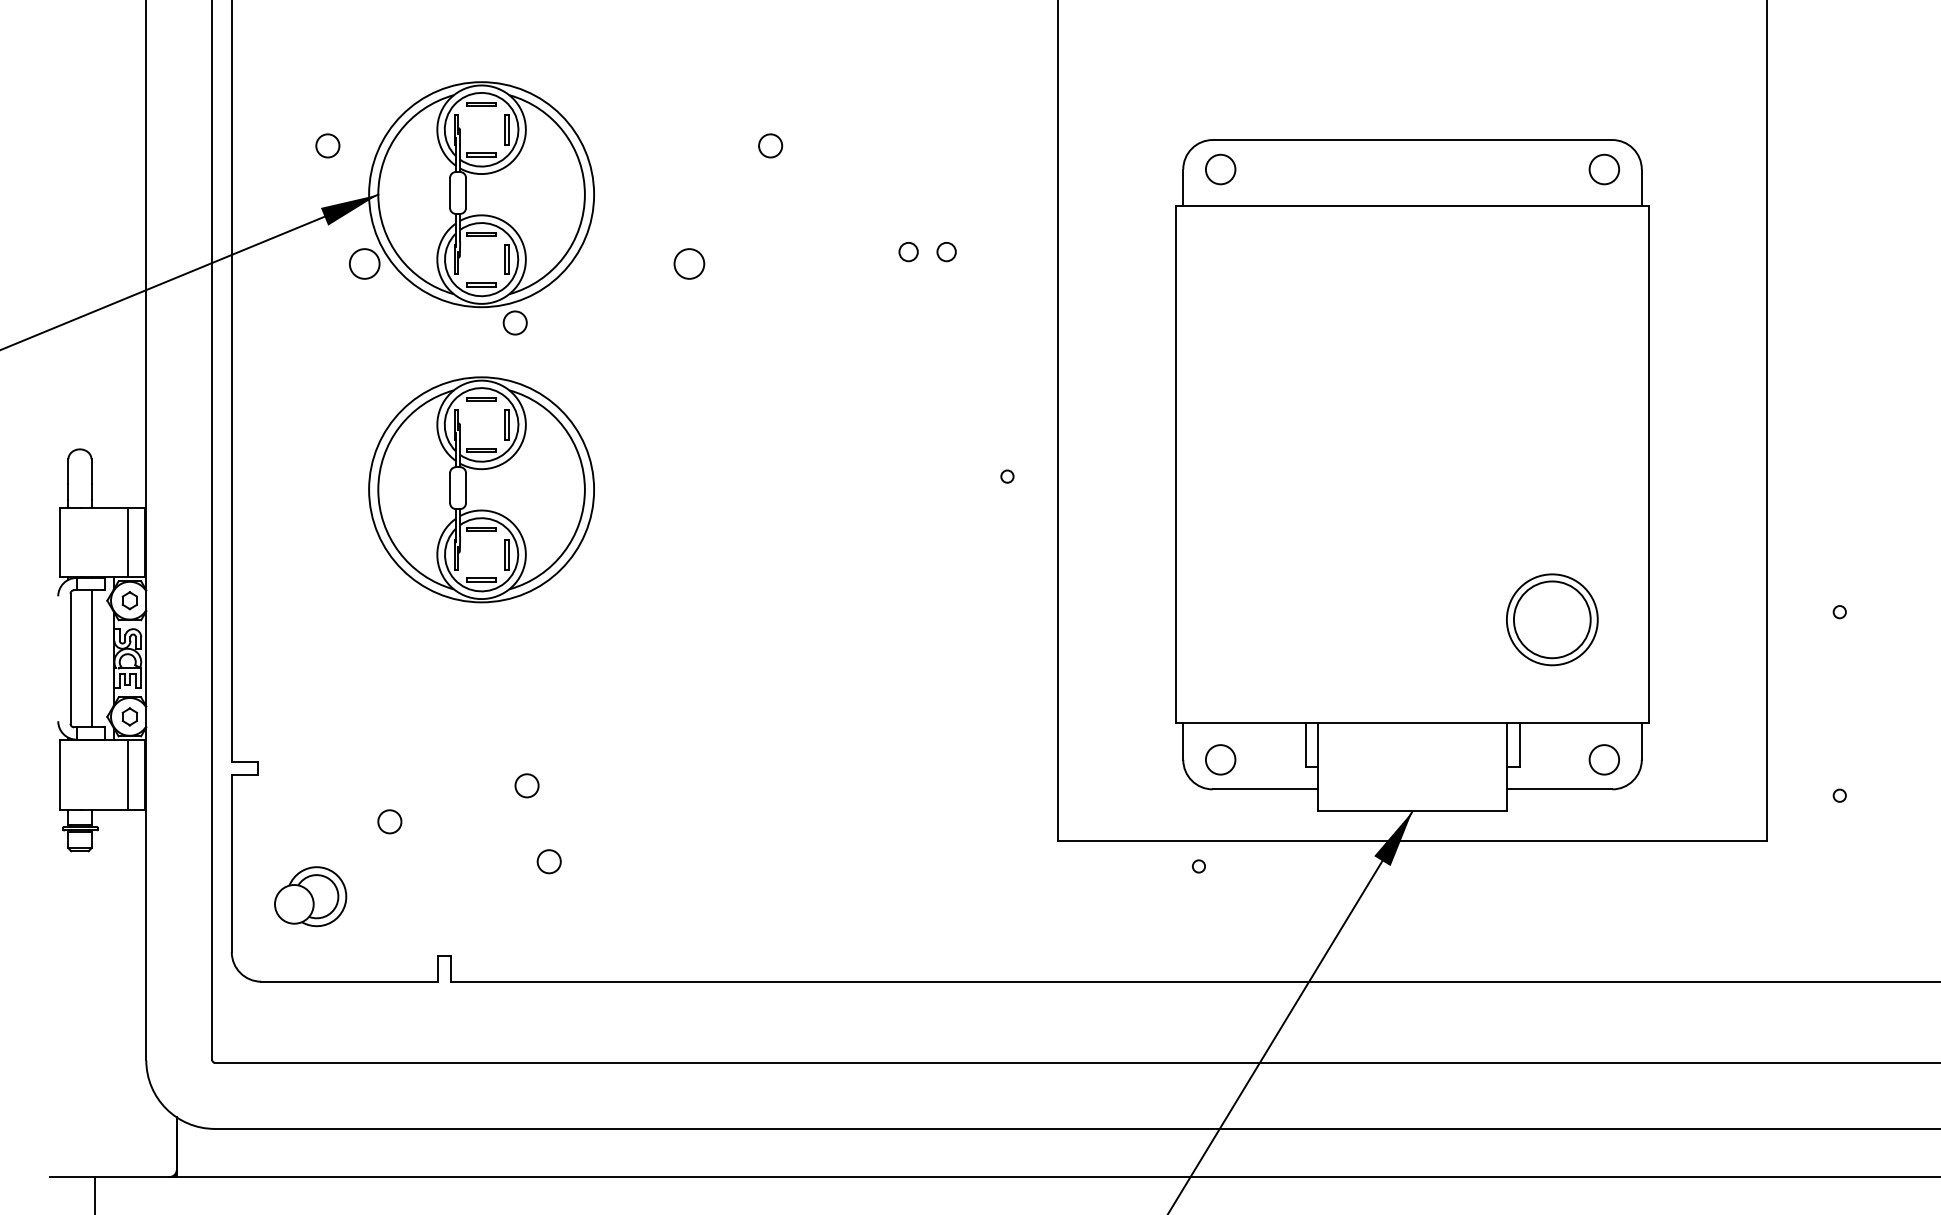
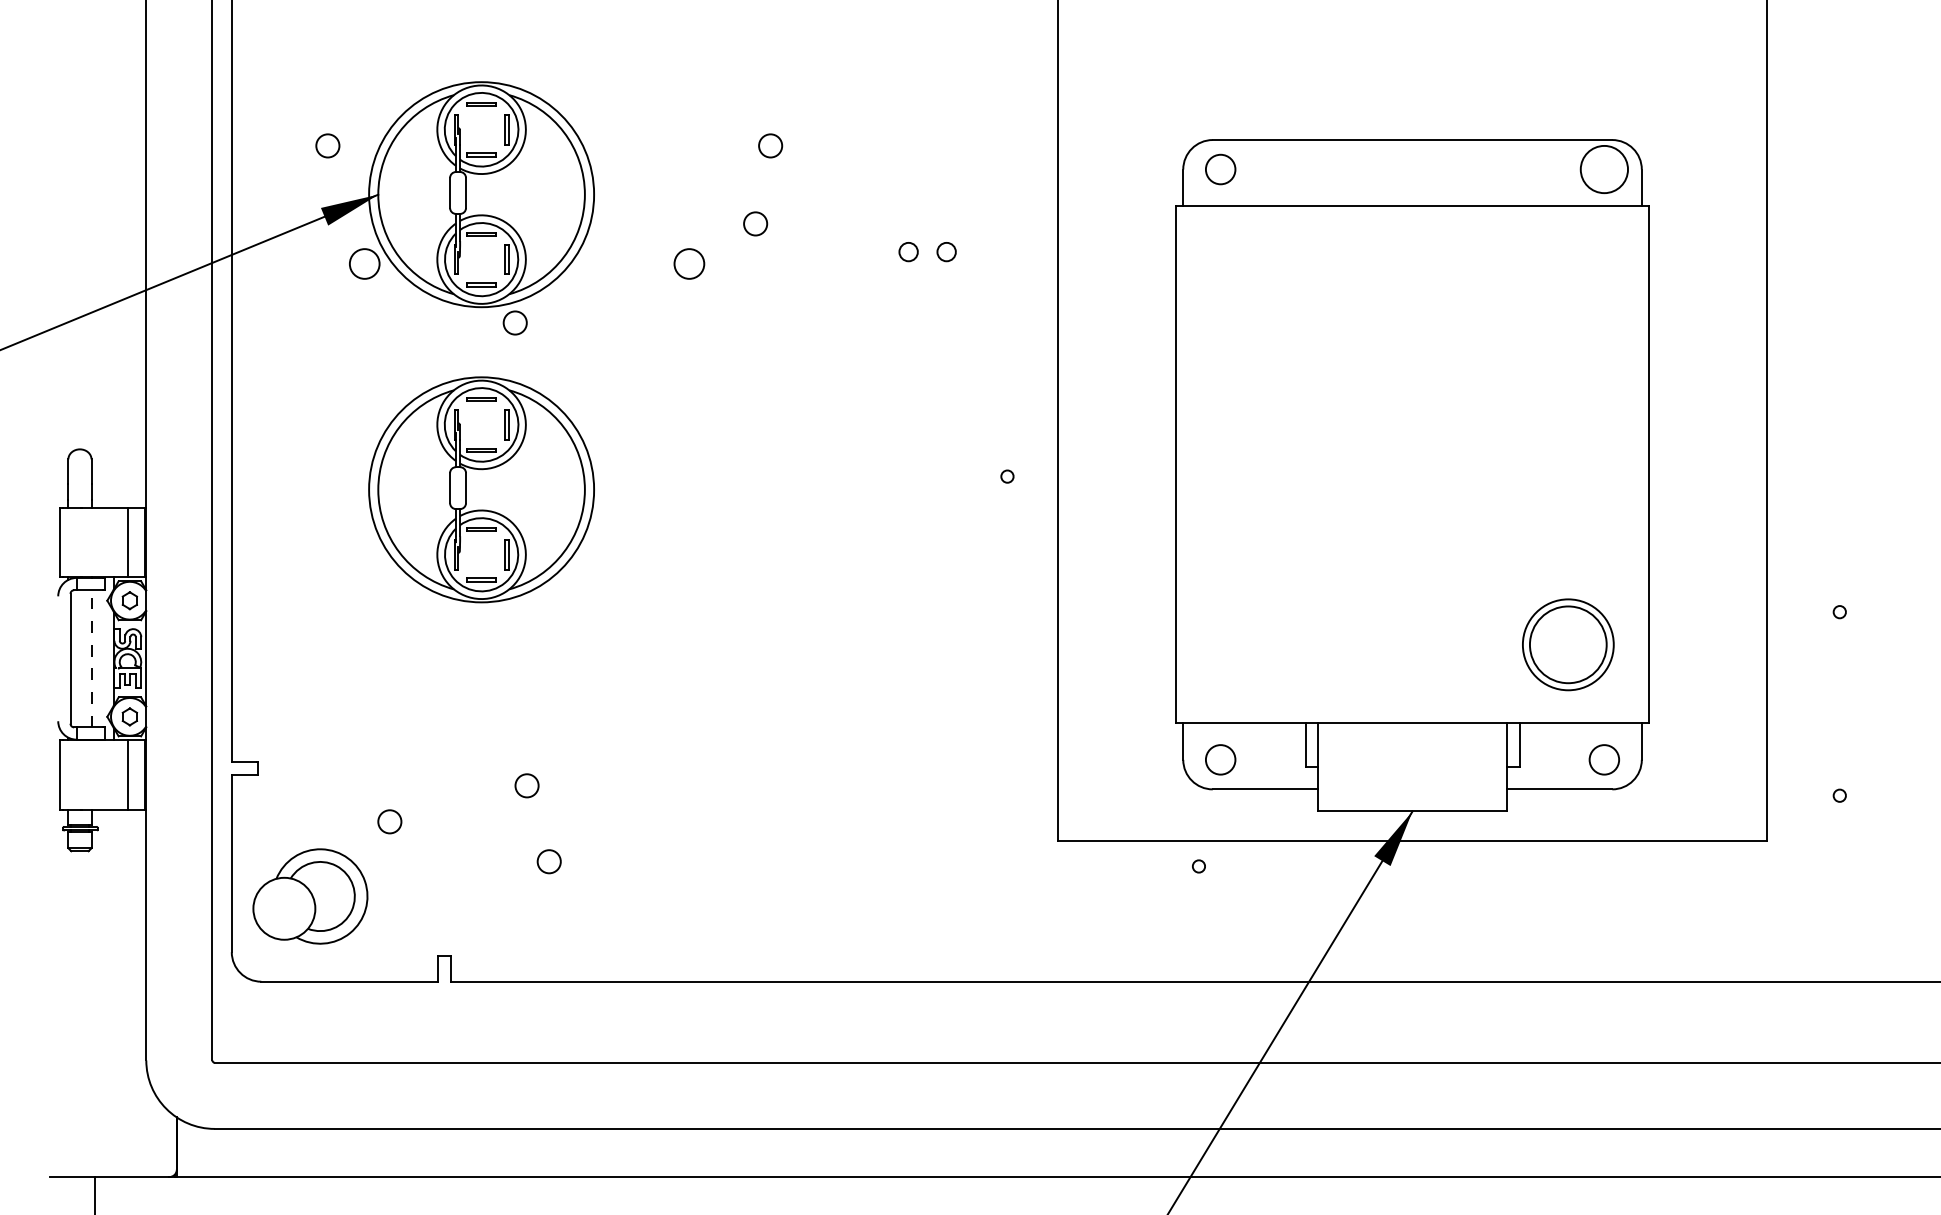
circle diameter: 30 px -> 47 px (1604, 169)
circle: none -> present (755, 223)
part position: (1552, 619) -> (1568, 644) (1568, 644)
line: solid -> dashed (91, 658)
part size: 74x62 px -> 117x97 px (310, 896)
